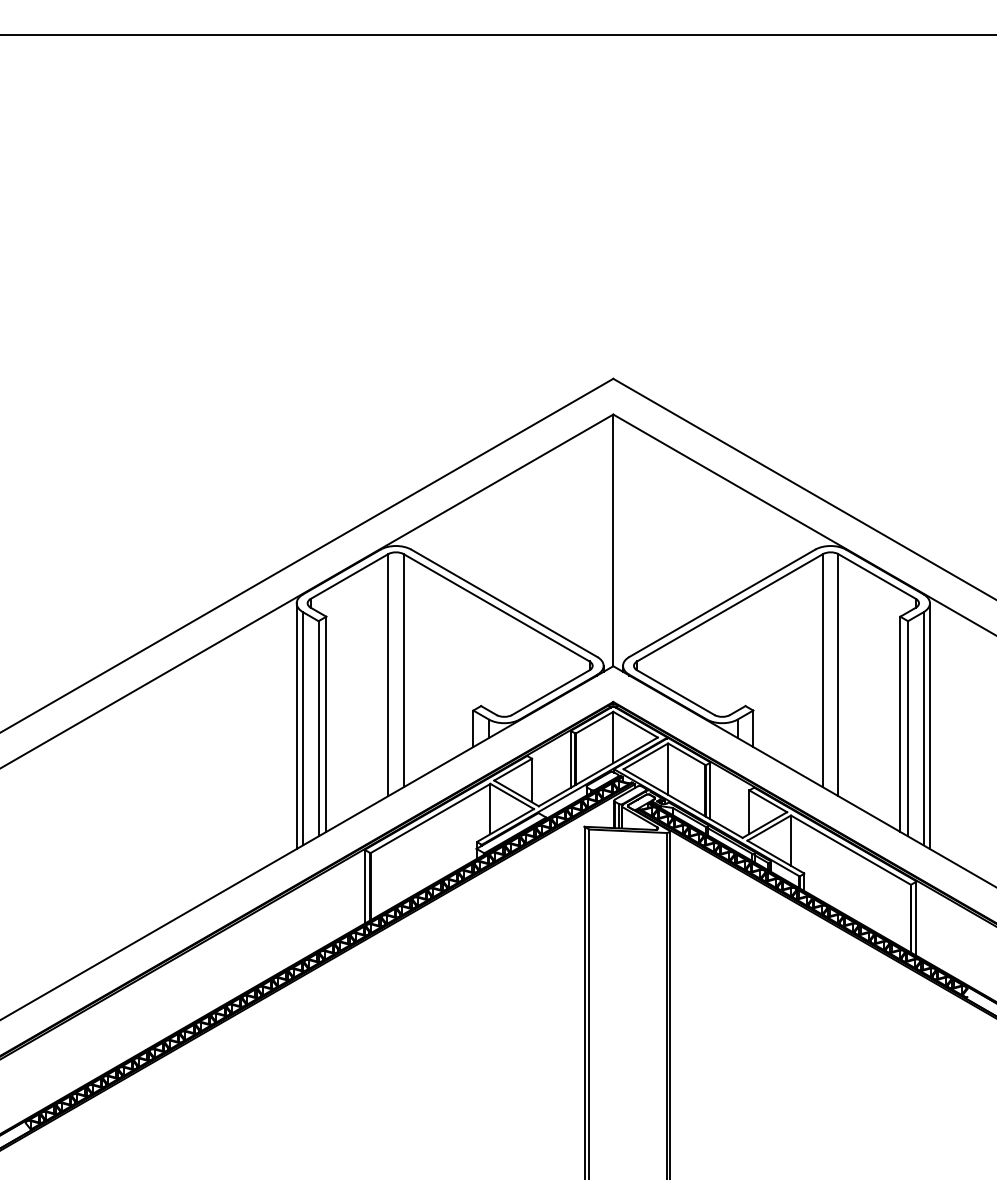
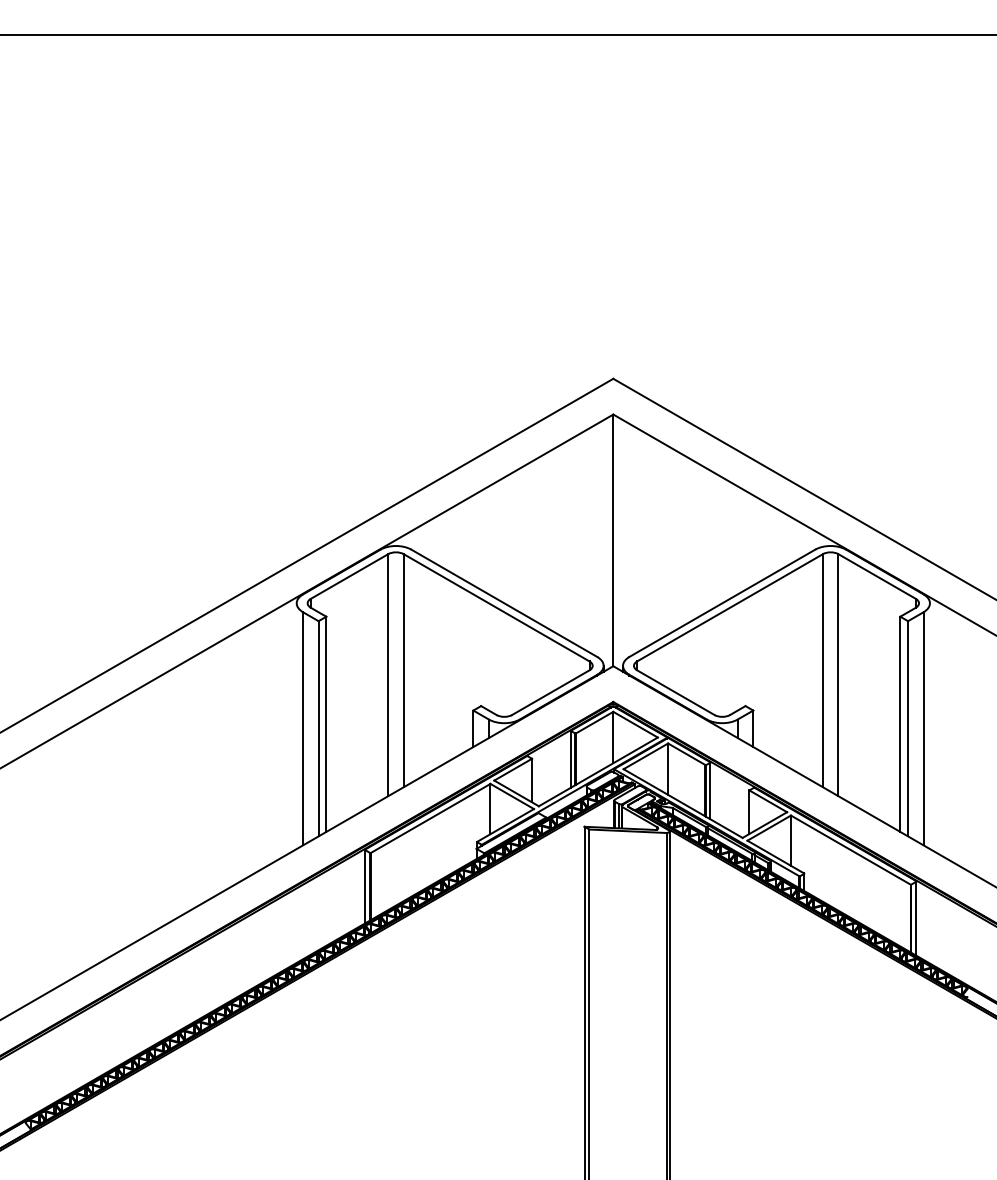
line: present -> none (296, 726)
line: present -> none (929, 726)
